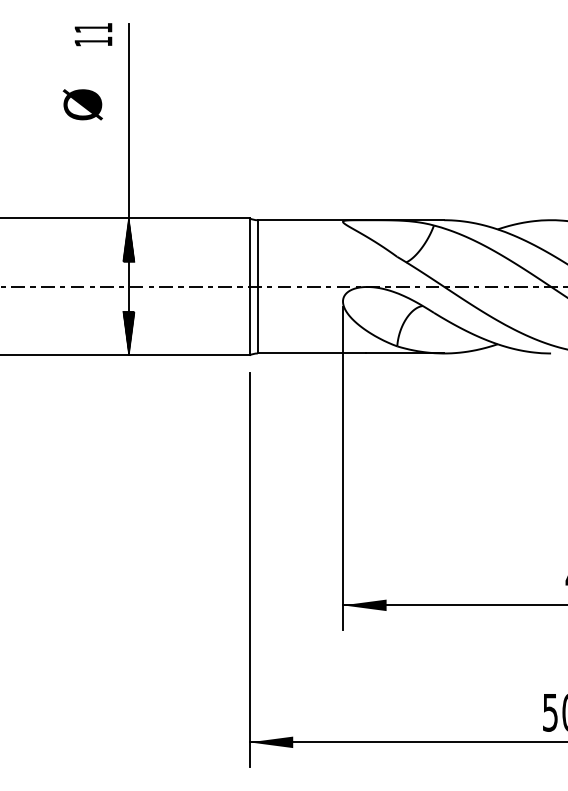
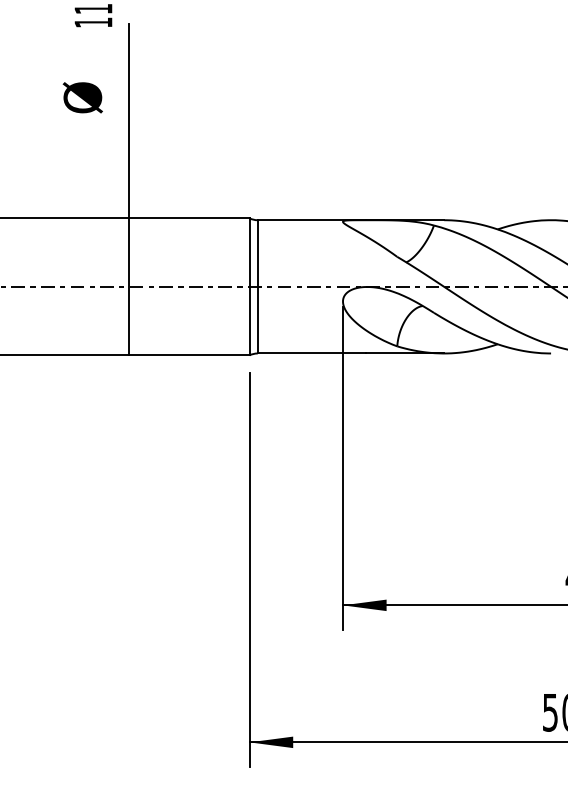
text position: (93, 34) -> (93, 15) (93, 15)
text position: (82, 104) -> (82, 97) (82, 97)
hatch: present -> none (128, 239)
hatch: present -> none (128, 333)
